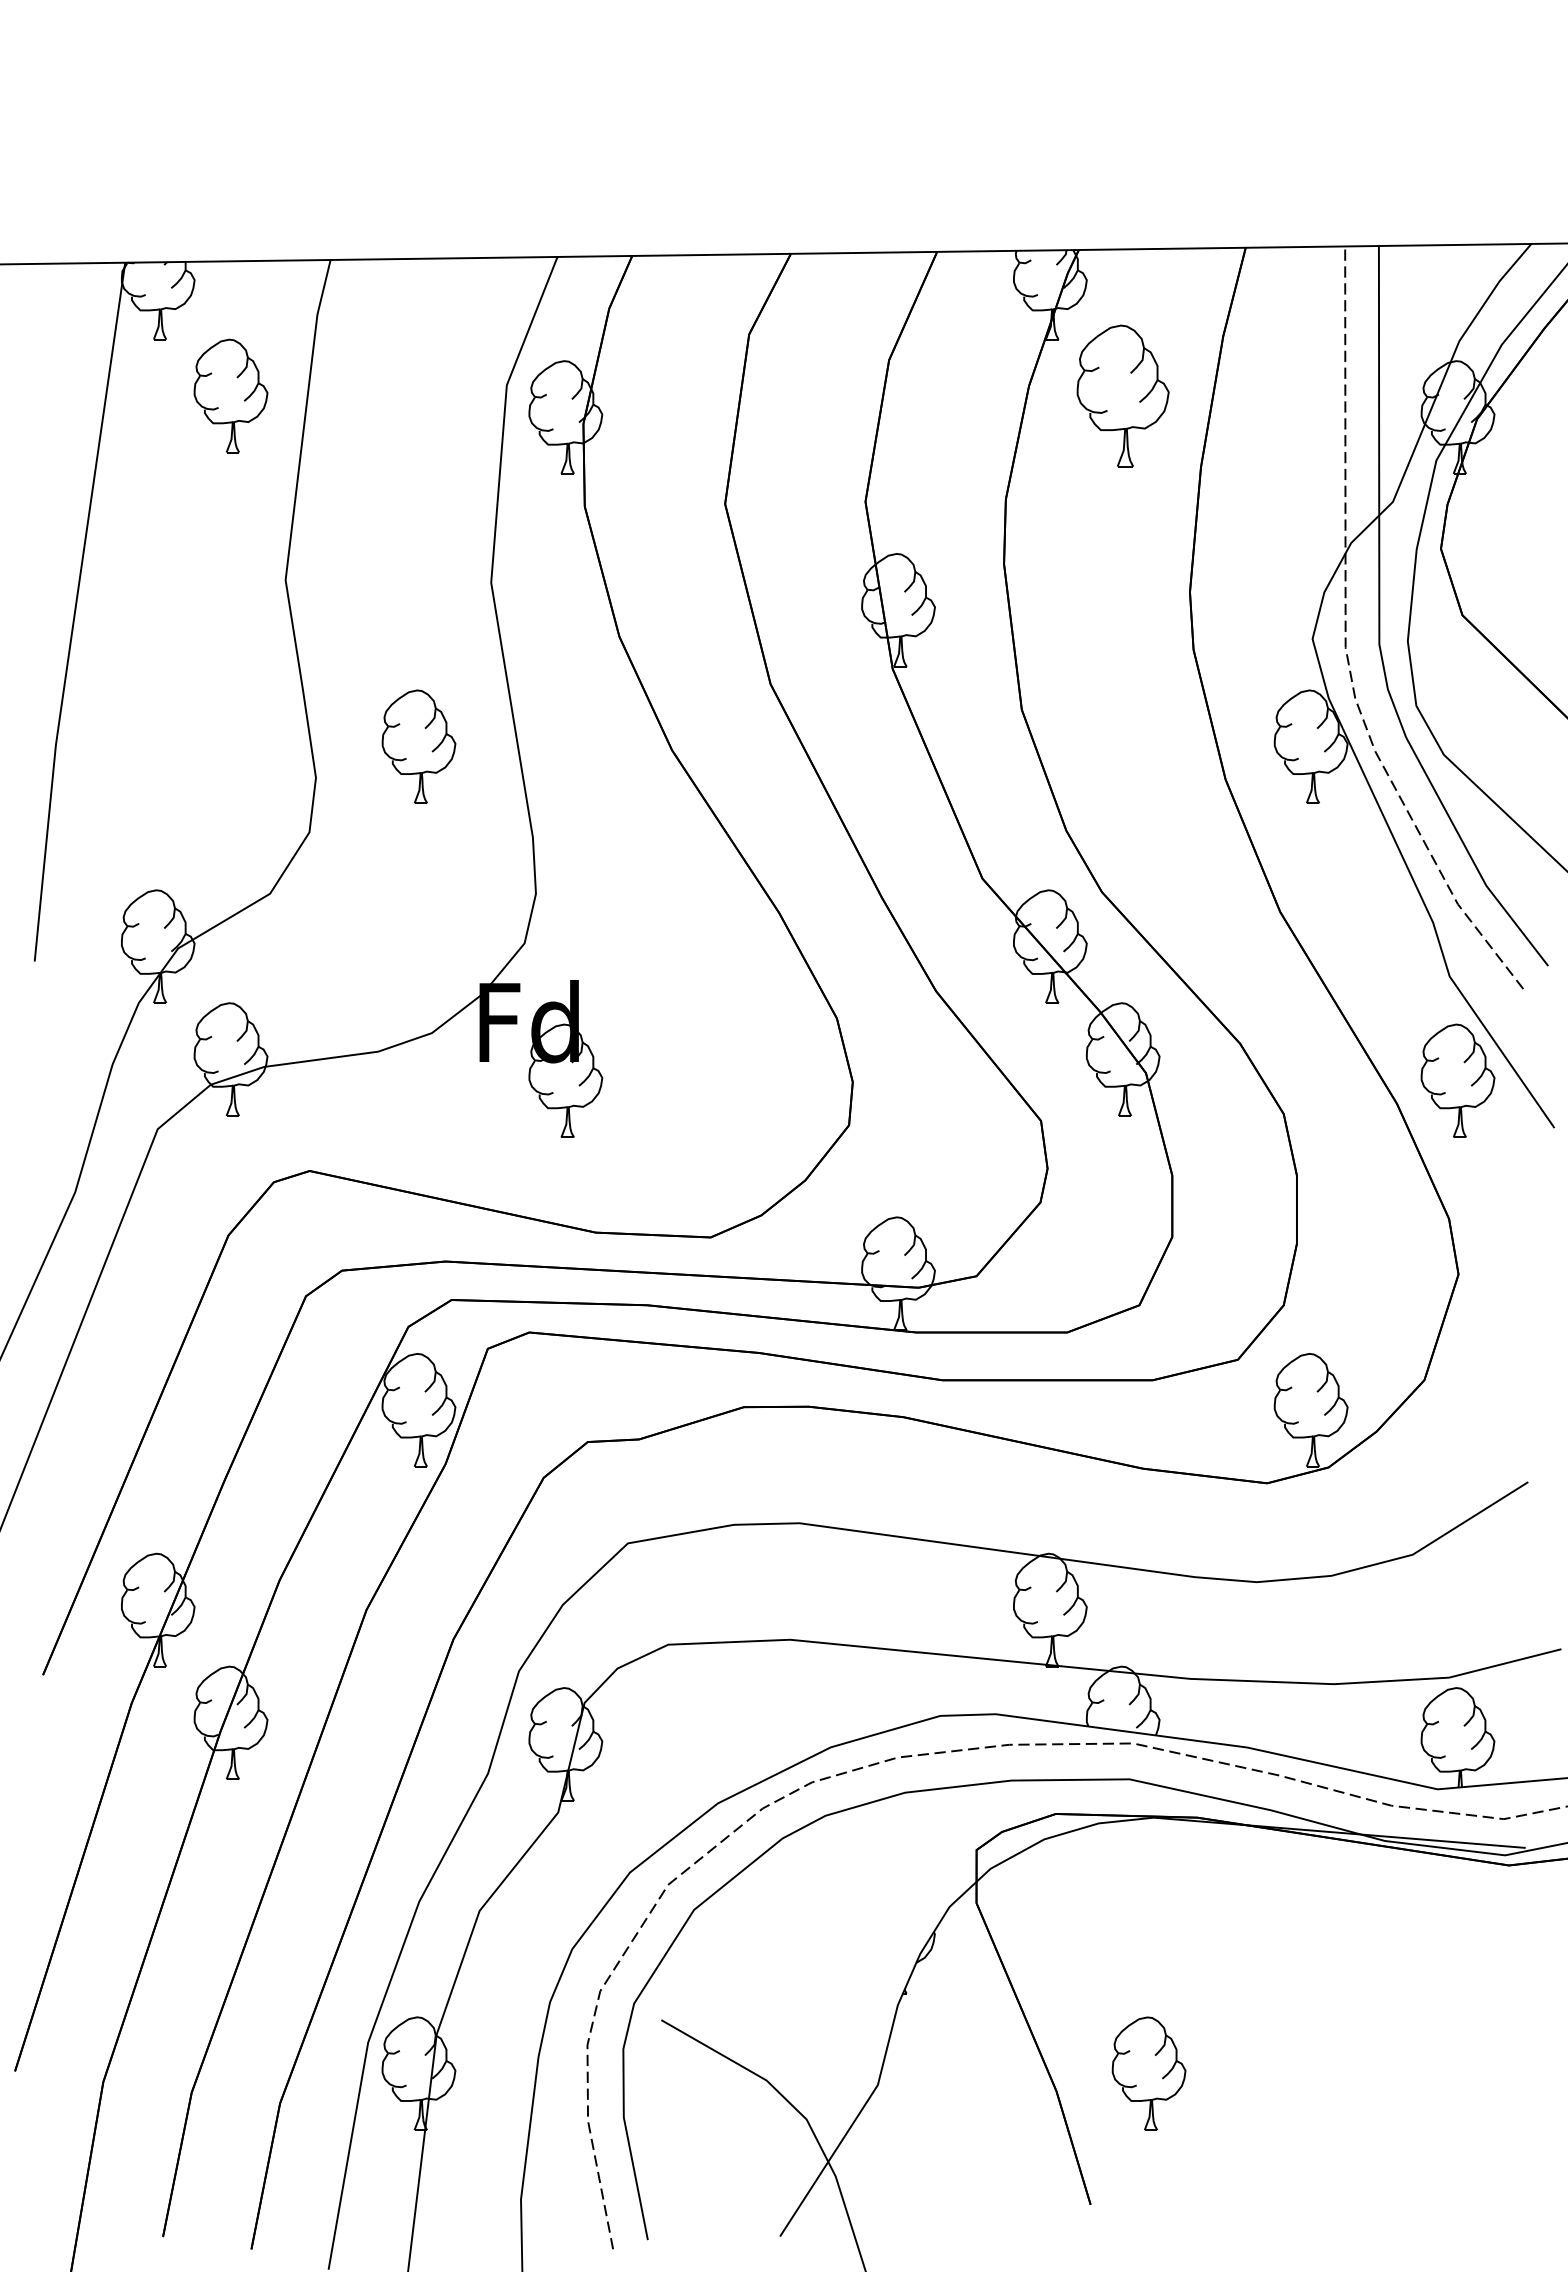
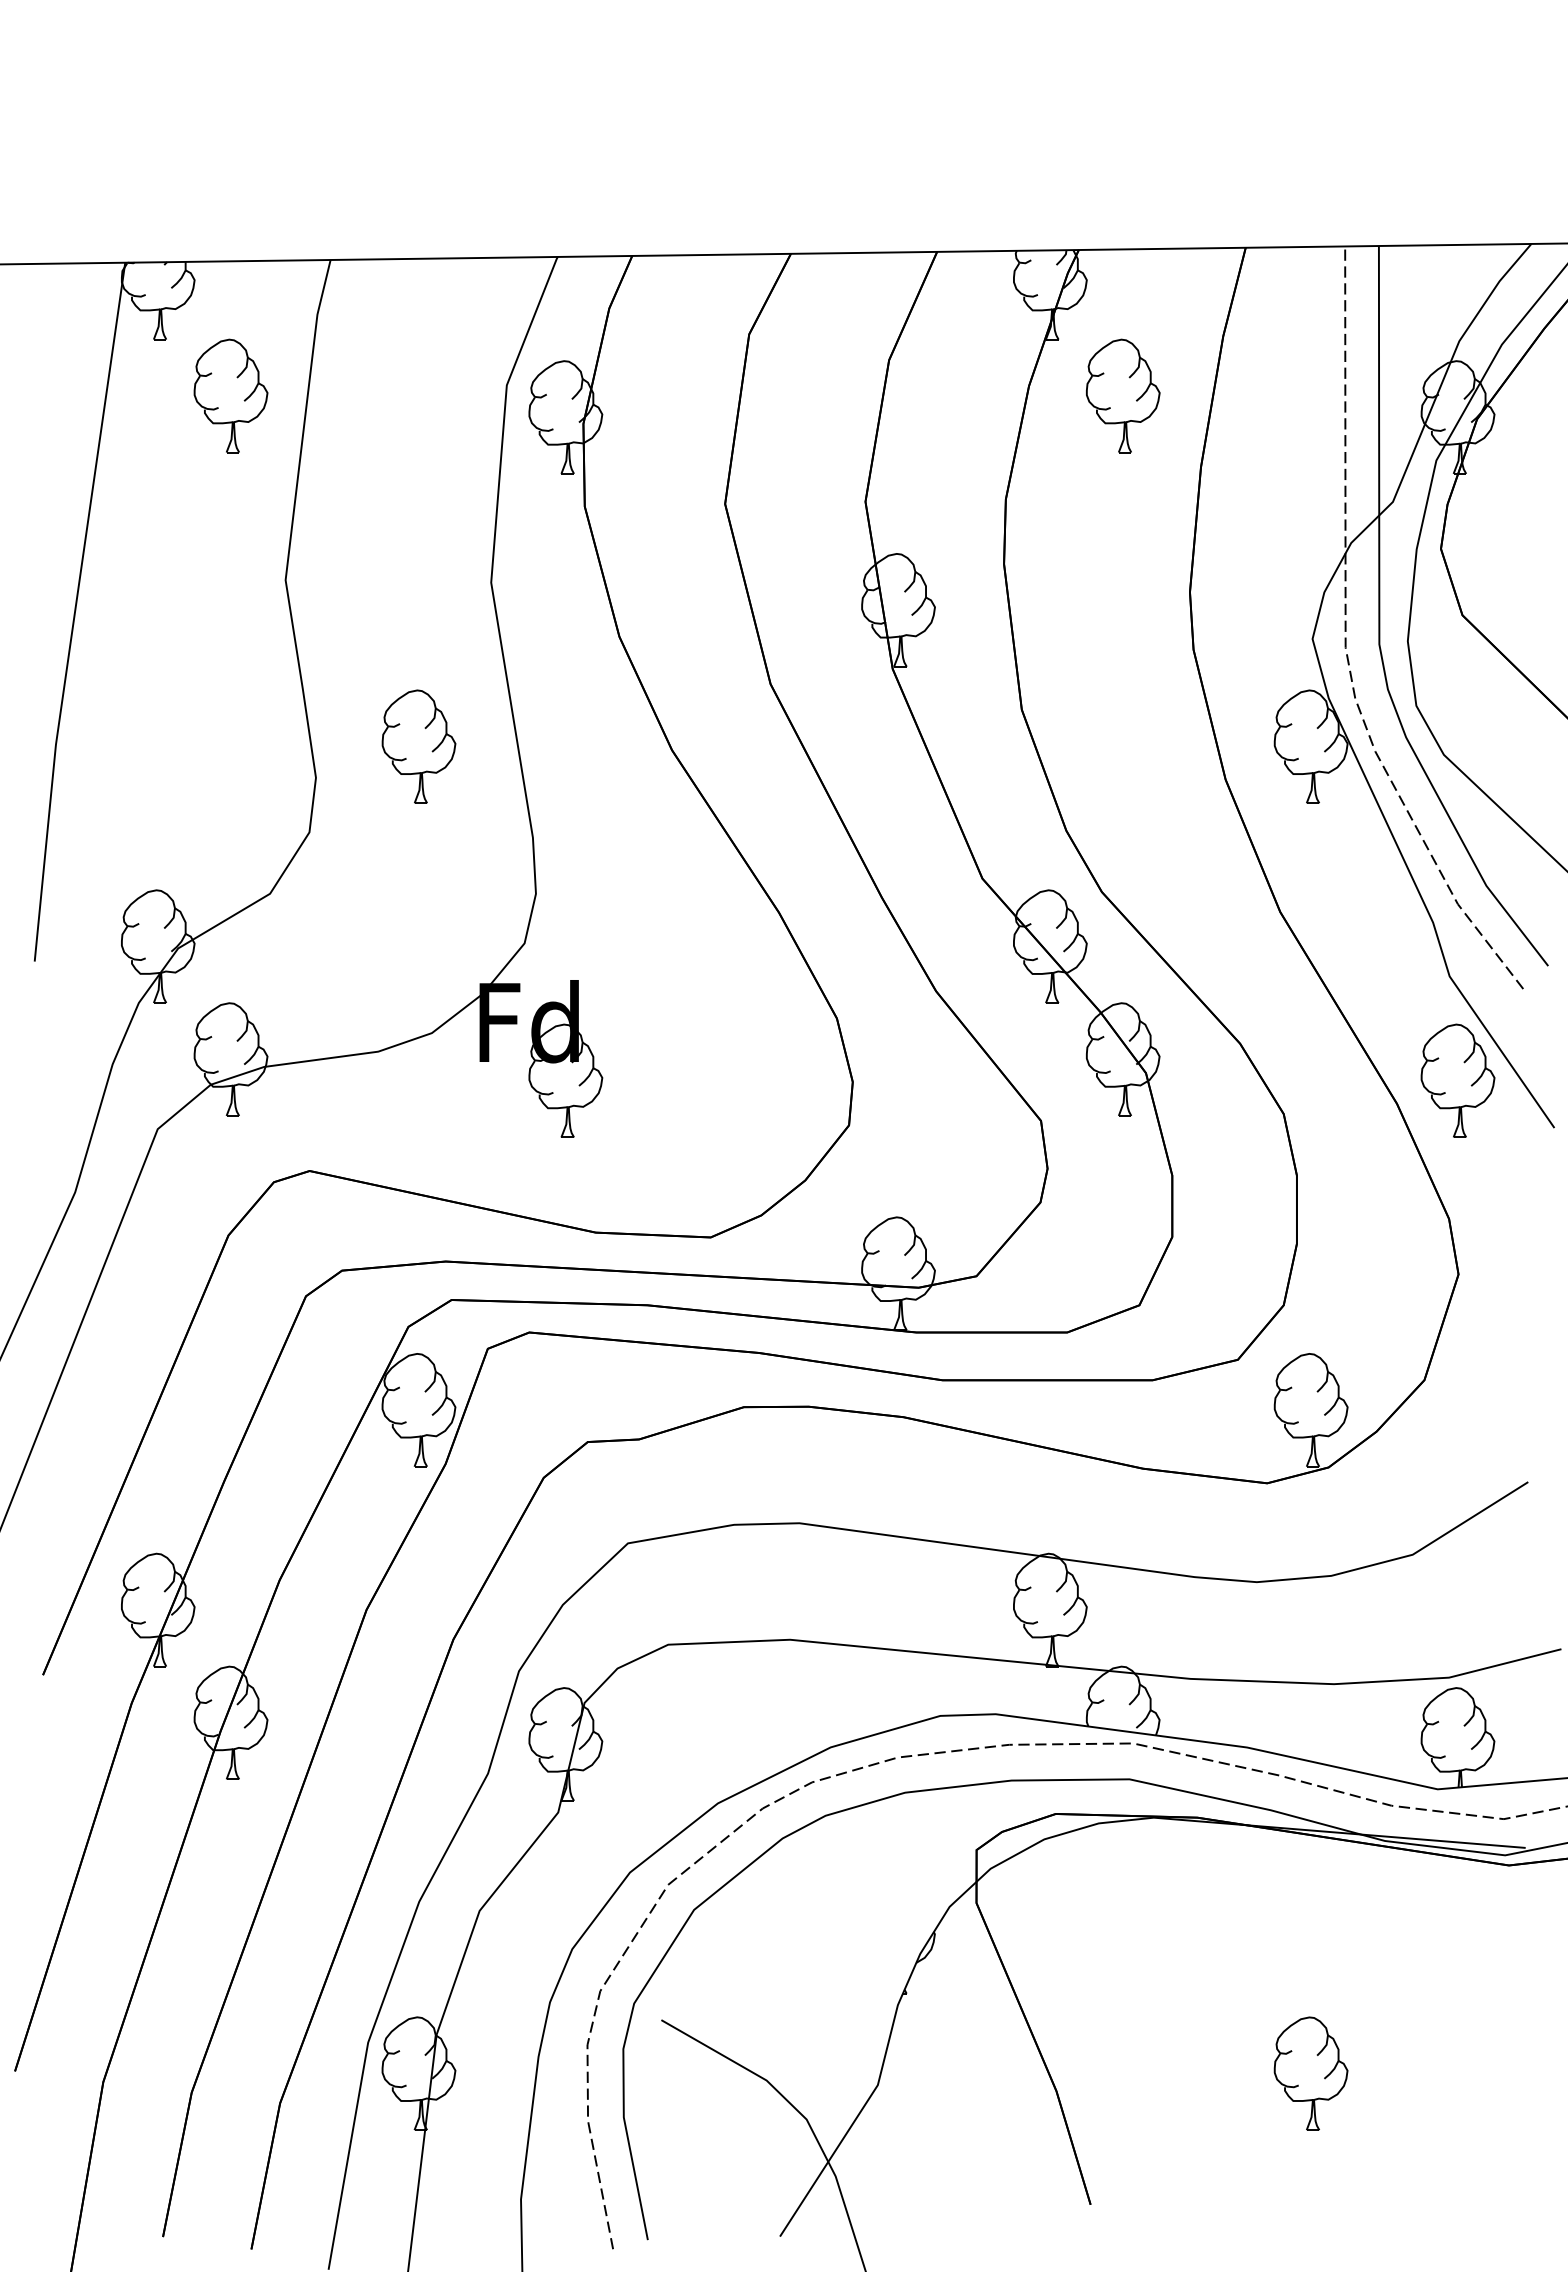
part size: 94x144 px -> 75x116 px (1123, 395)
part position: (1148, 2073) -> (1310, 2073) (1310, 2073)
